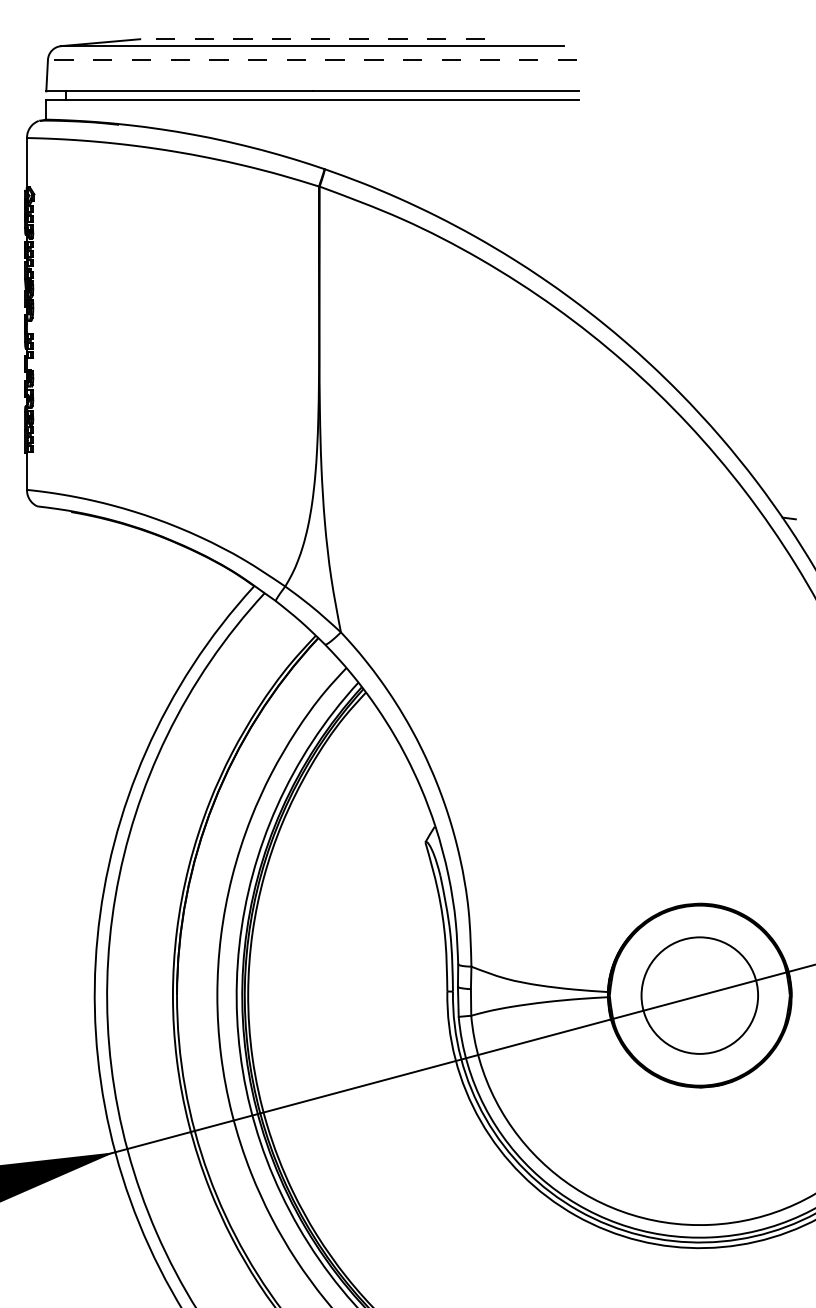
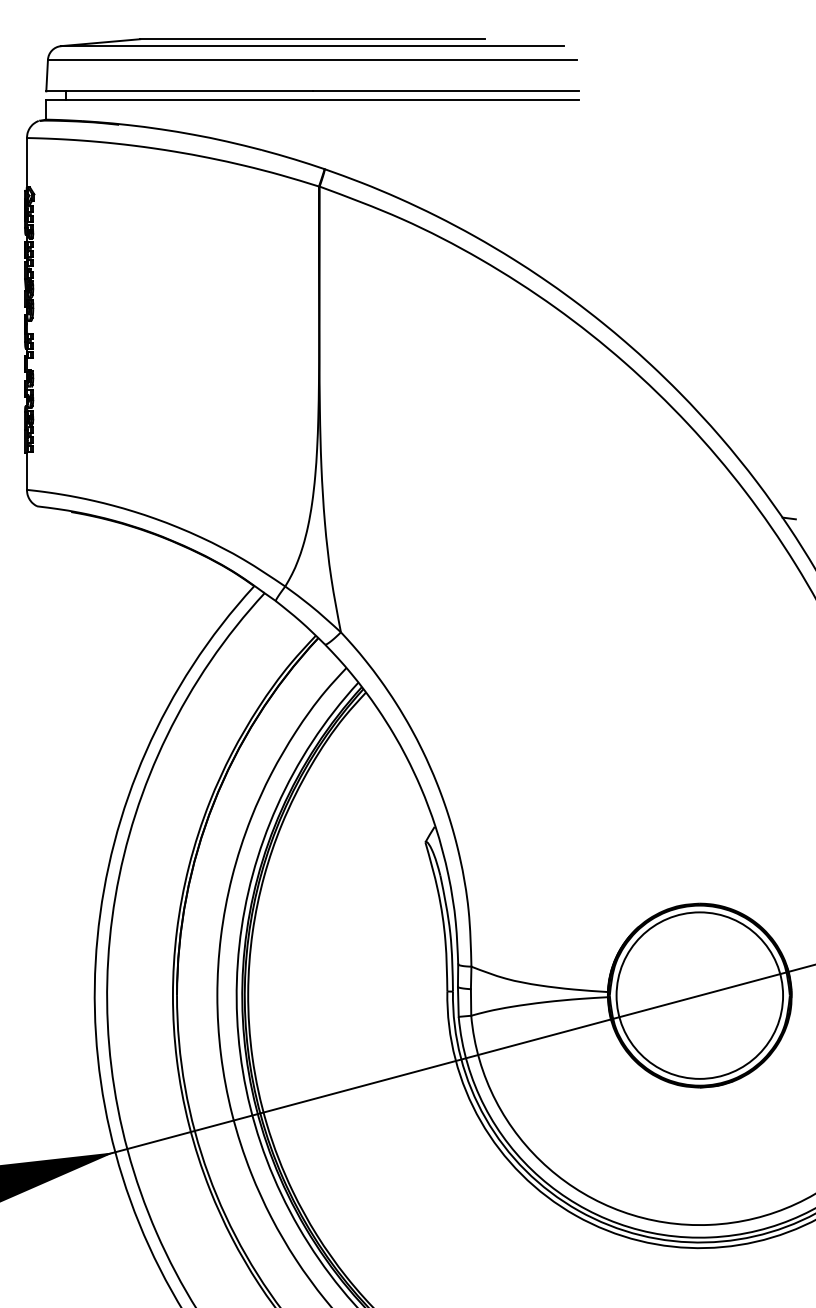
line: dashed -> solid (312, 39)
line: dashed -> solid (312, 59)
circle diameter: 117 px -> 167 px (699, 995)
